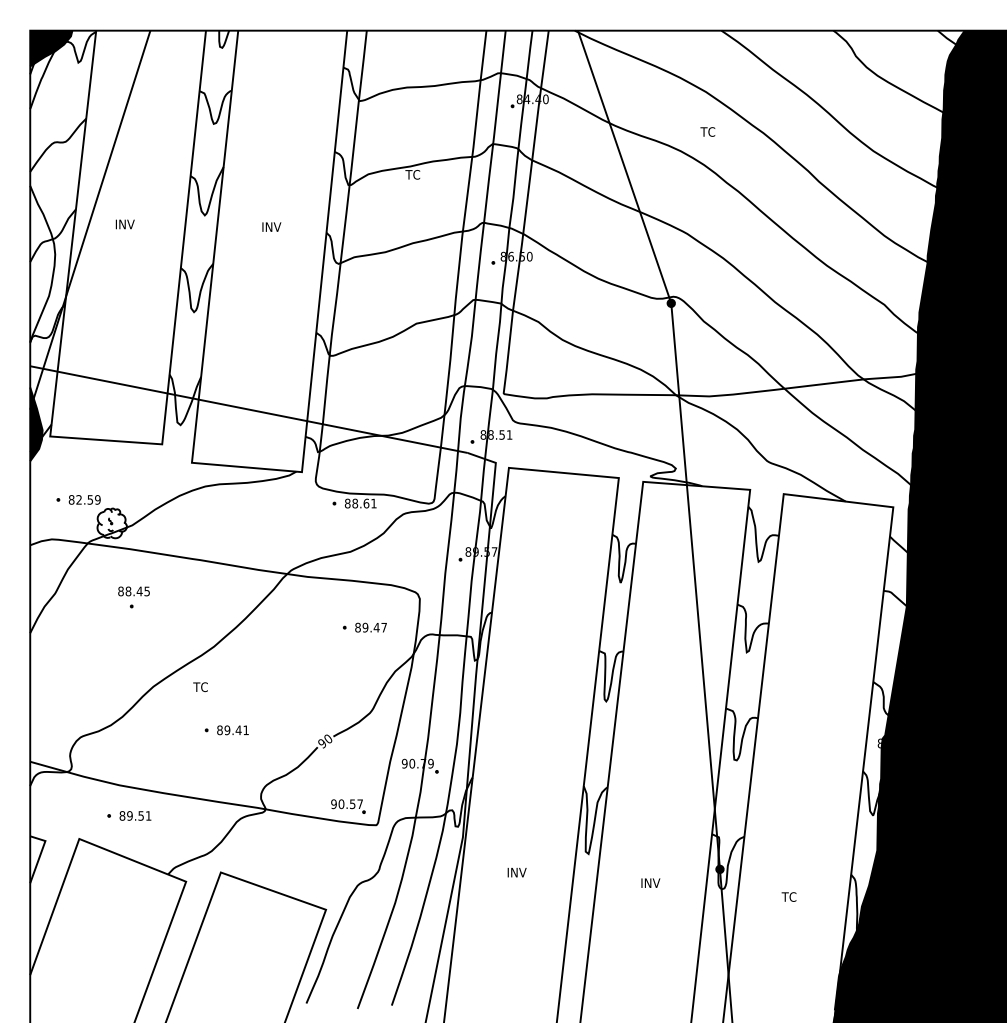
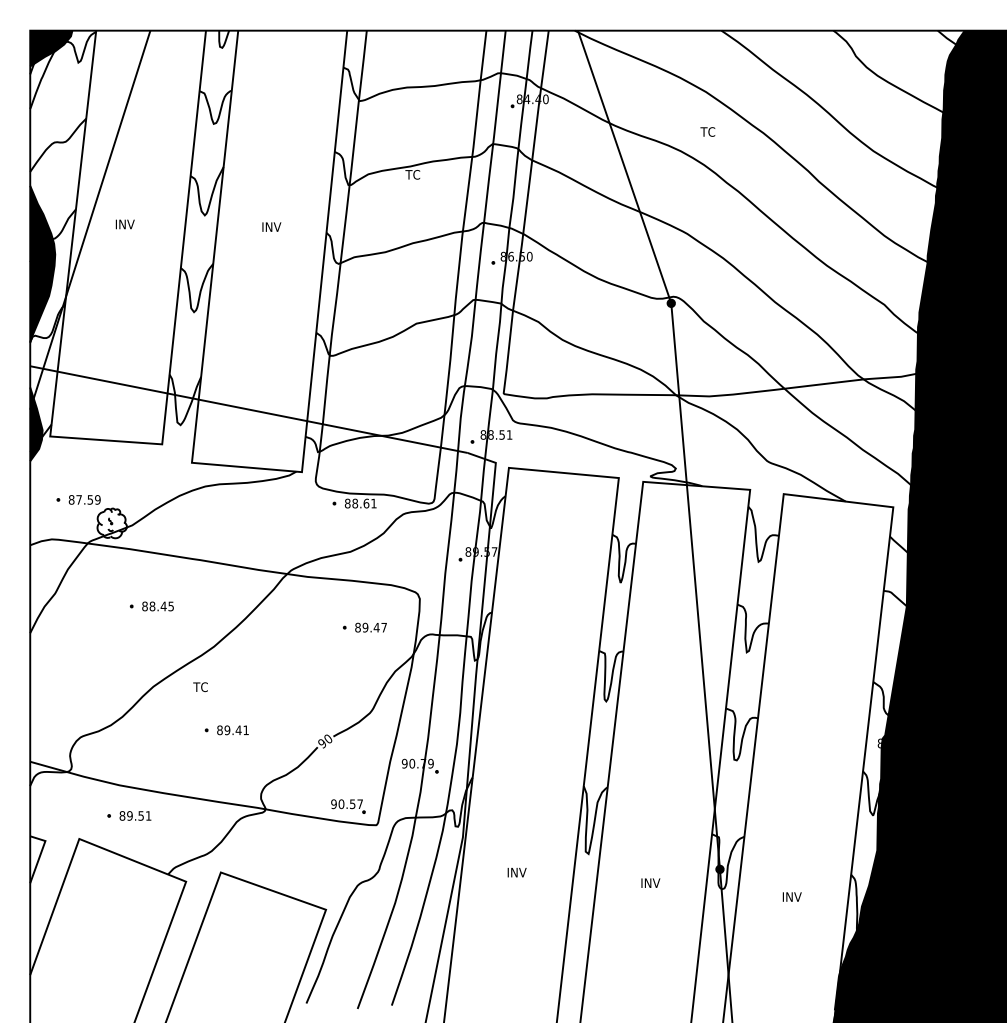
fill: none -> present (42, 263)
text: 82.59 -> 87.59 (78, 499)
text position: (133, 591) -> (157, 606) (157, 606)
text: TC -> INV (791, 896)
